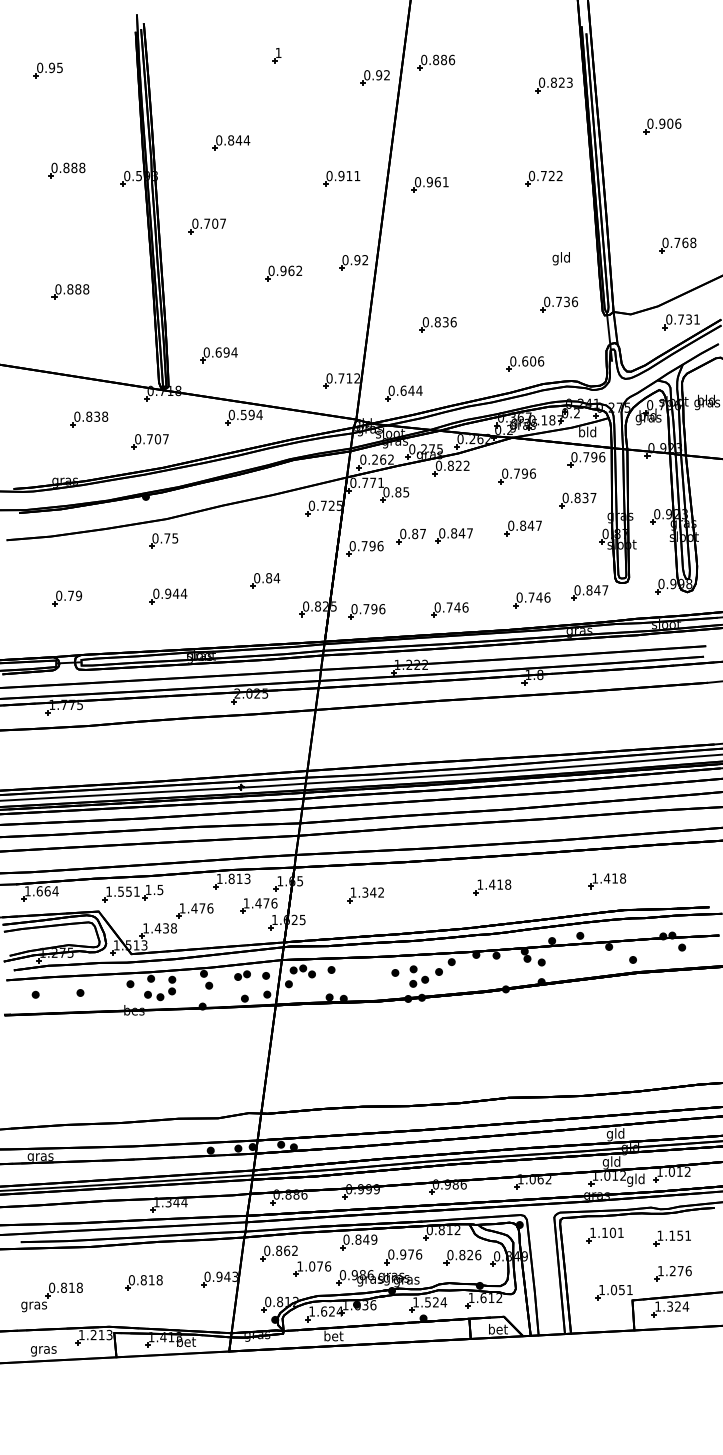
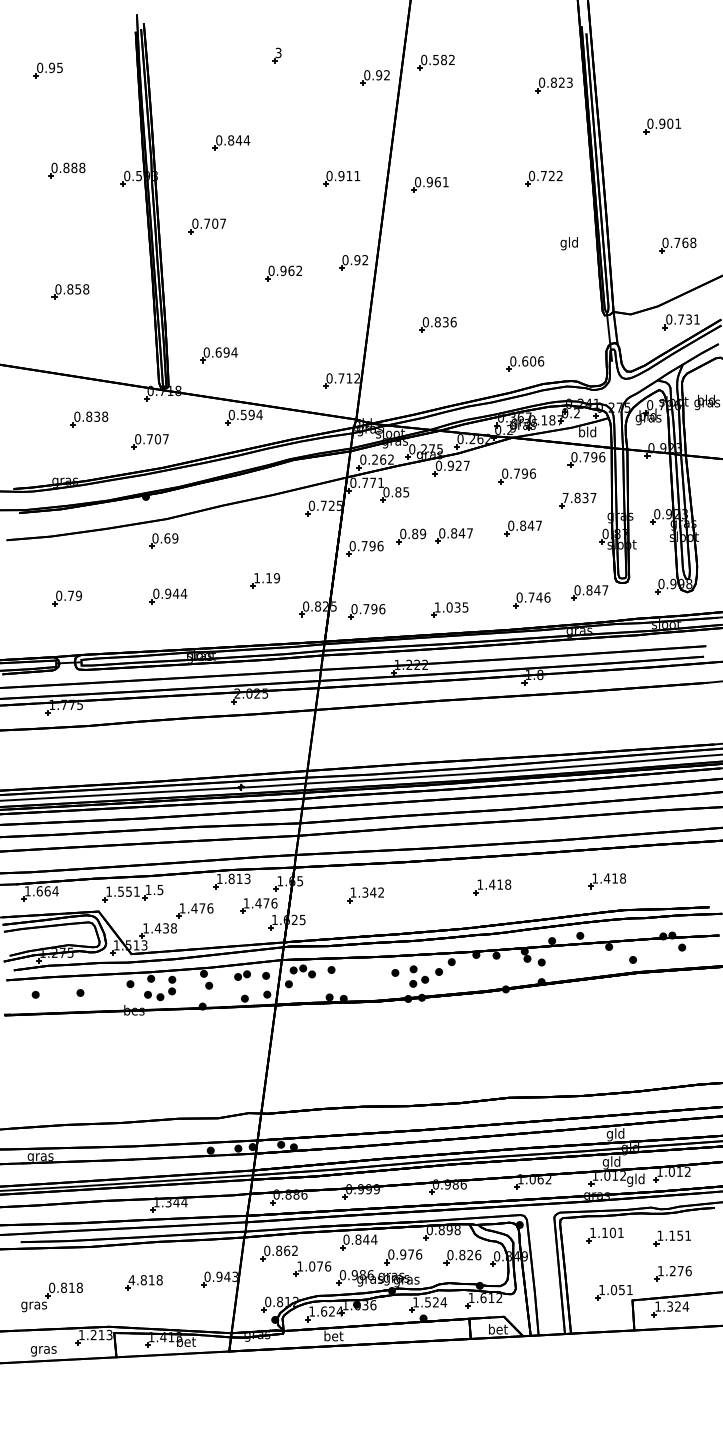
text: 1 -> 3 (278, 52)
text: 0.886 -> 0.582 (444, 59)
text: 0.906 -> 0.901 (678, 123)
text position: (560, 258) -> (568, 243) (568, 243)
text: 0.888 -> 0.858 (78, 289)
part: present -> none (559, 304)
part: present -> none (403, 393)
text: 0.822 -> 0.927 (458, 465)
text: 0.837 -> 7.837 (565, 497)
text: 0.87 -> 0.89 (423, 533)
text: 0.75 -> 0.69 (171, 538)
text: 0.84 -> 1.19 (267, 578)
text: 0.746 -> 1.035 (451, 607)
text: 0.812 -> 0.898 (453, 1230)
text: 0.849 -> 0.844 (374, 1239)
text: 0.818 -> 4.818 (131, 1280)
